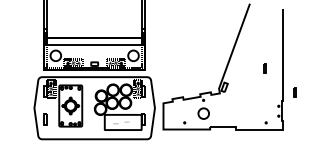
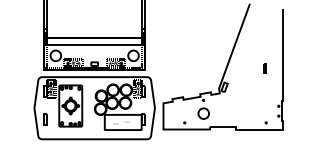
part: present -> none (294, 92)
